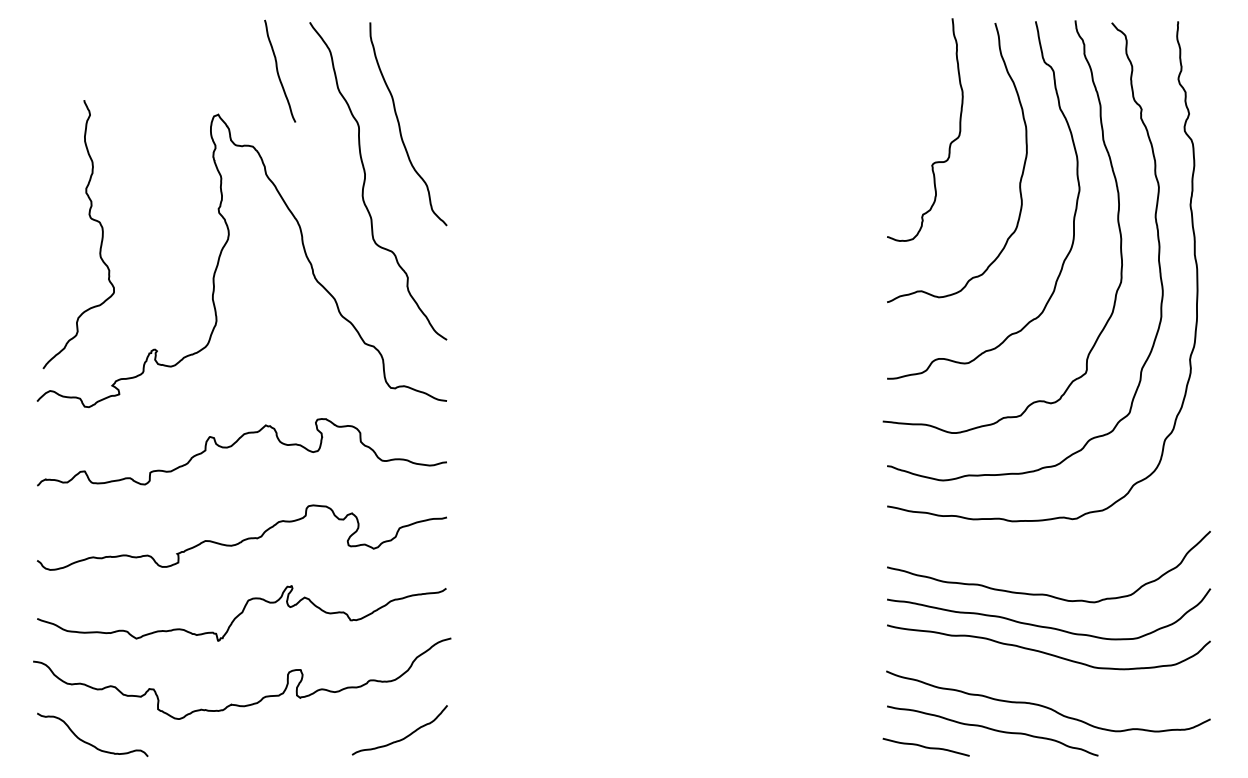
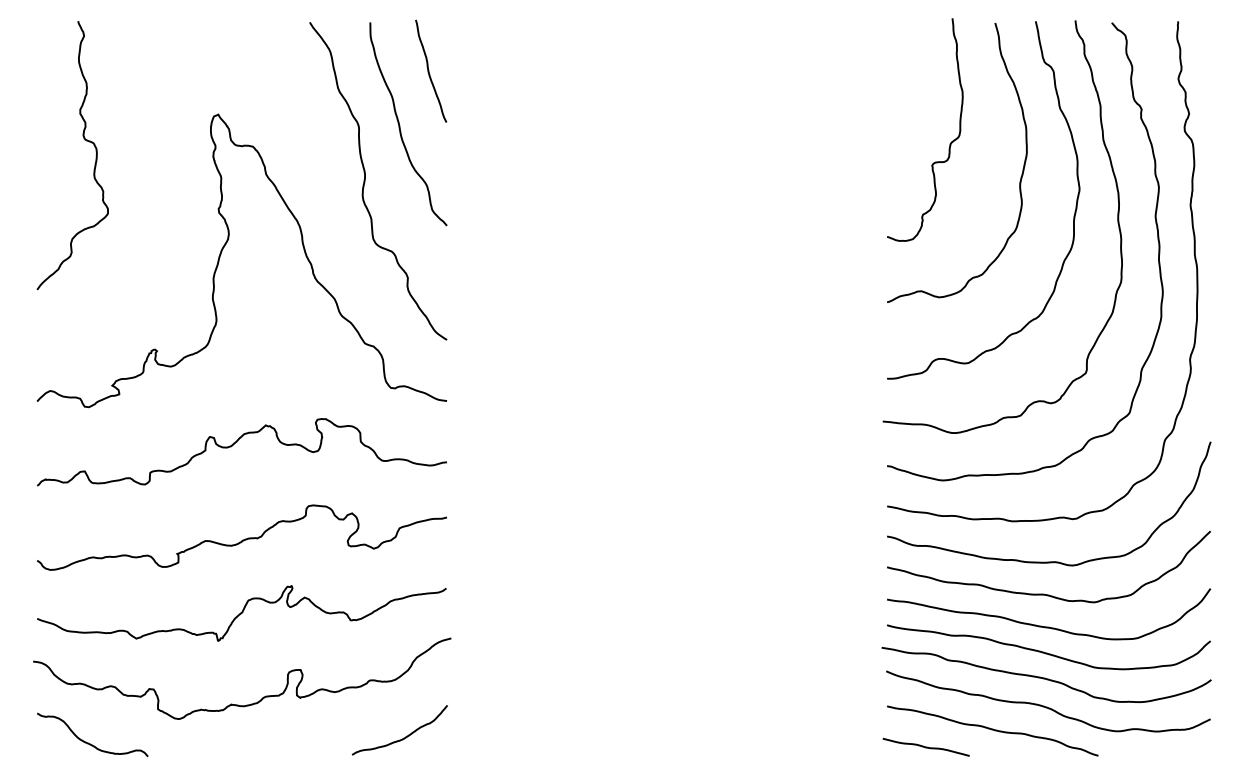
curve position: (278, 70) -> (429, 70) (429, 70)
curve position: (92, 220) -> (86, 141) (86, 141)
curve: none -> present (1049, 561)
curve: none -> present (1045, 677)
